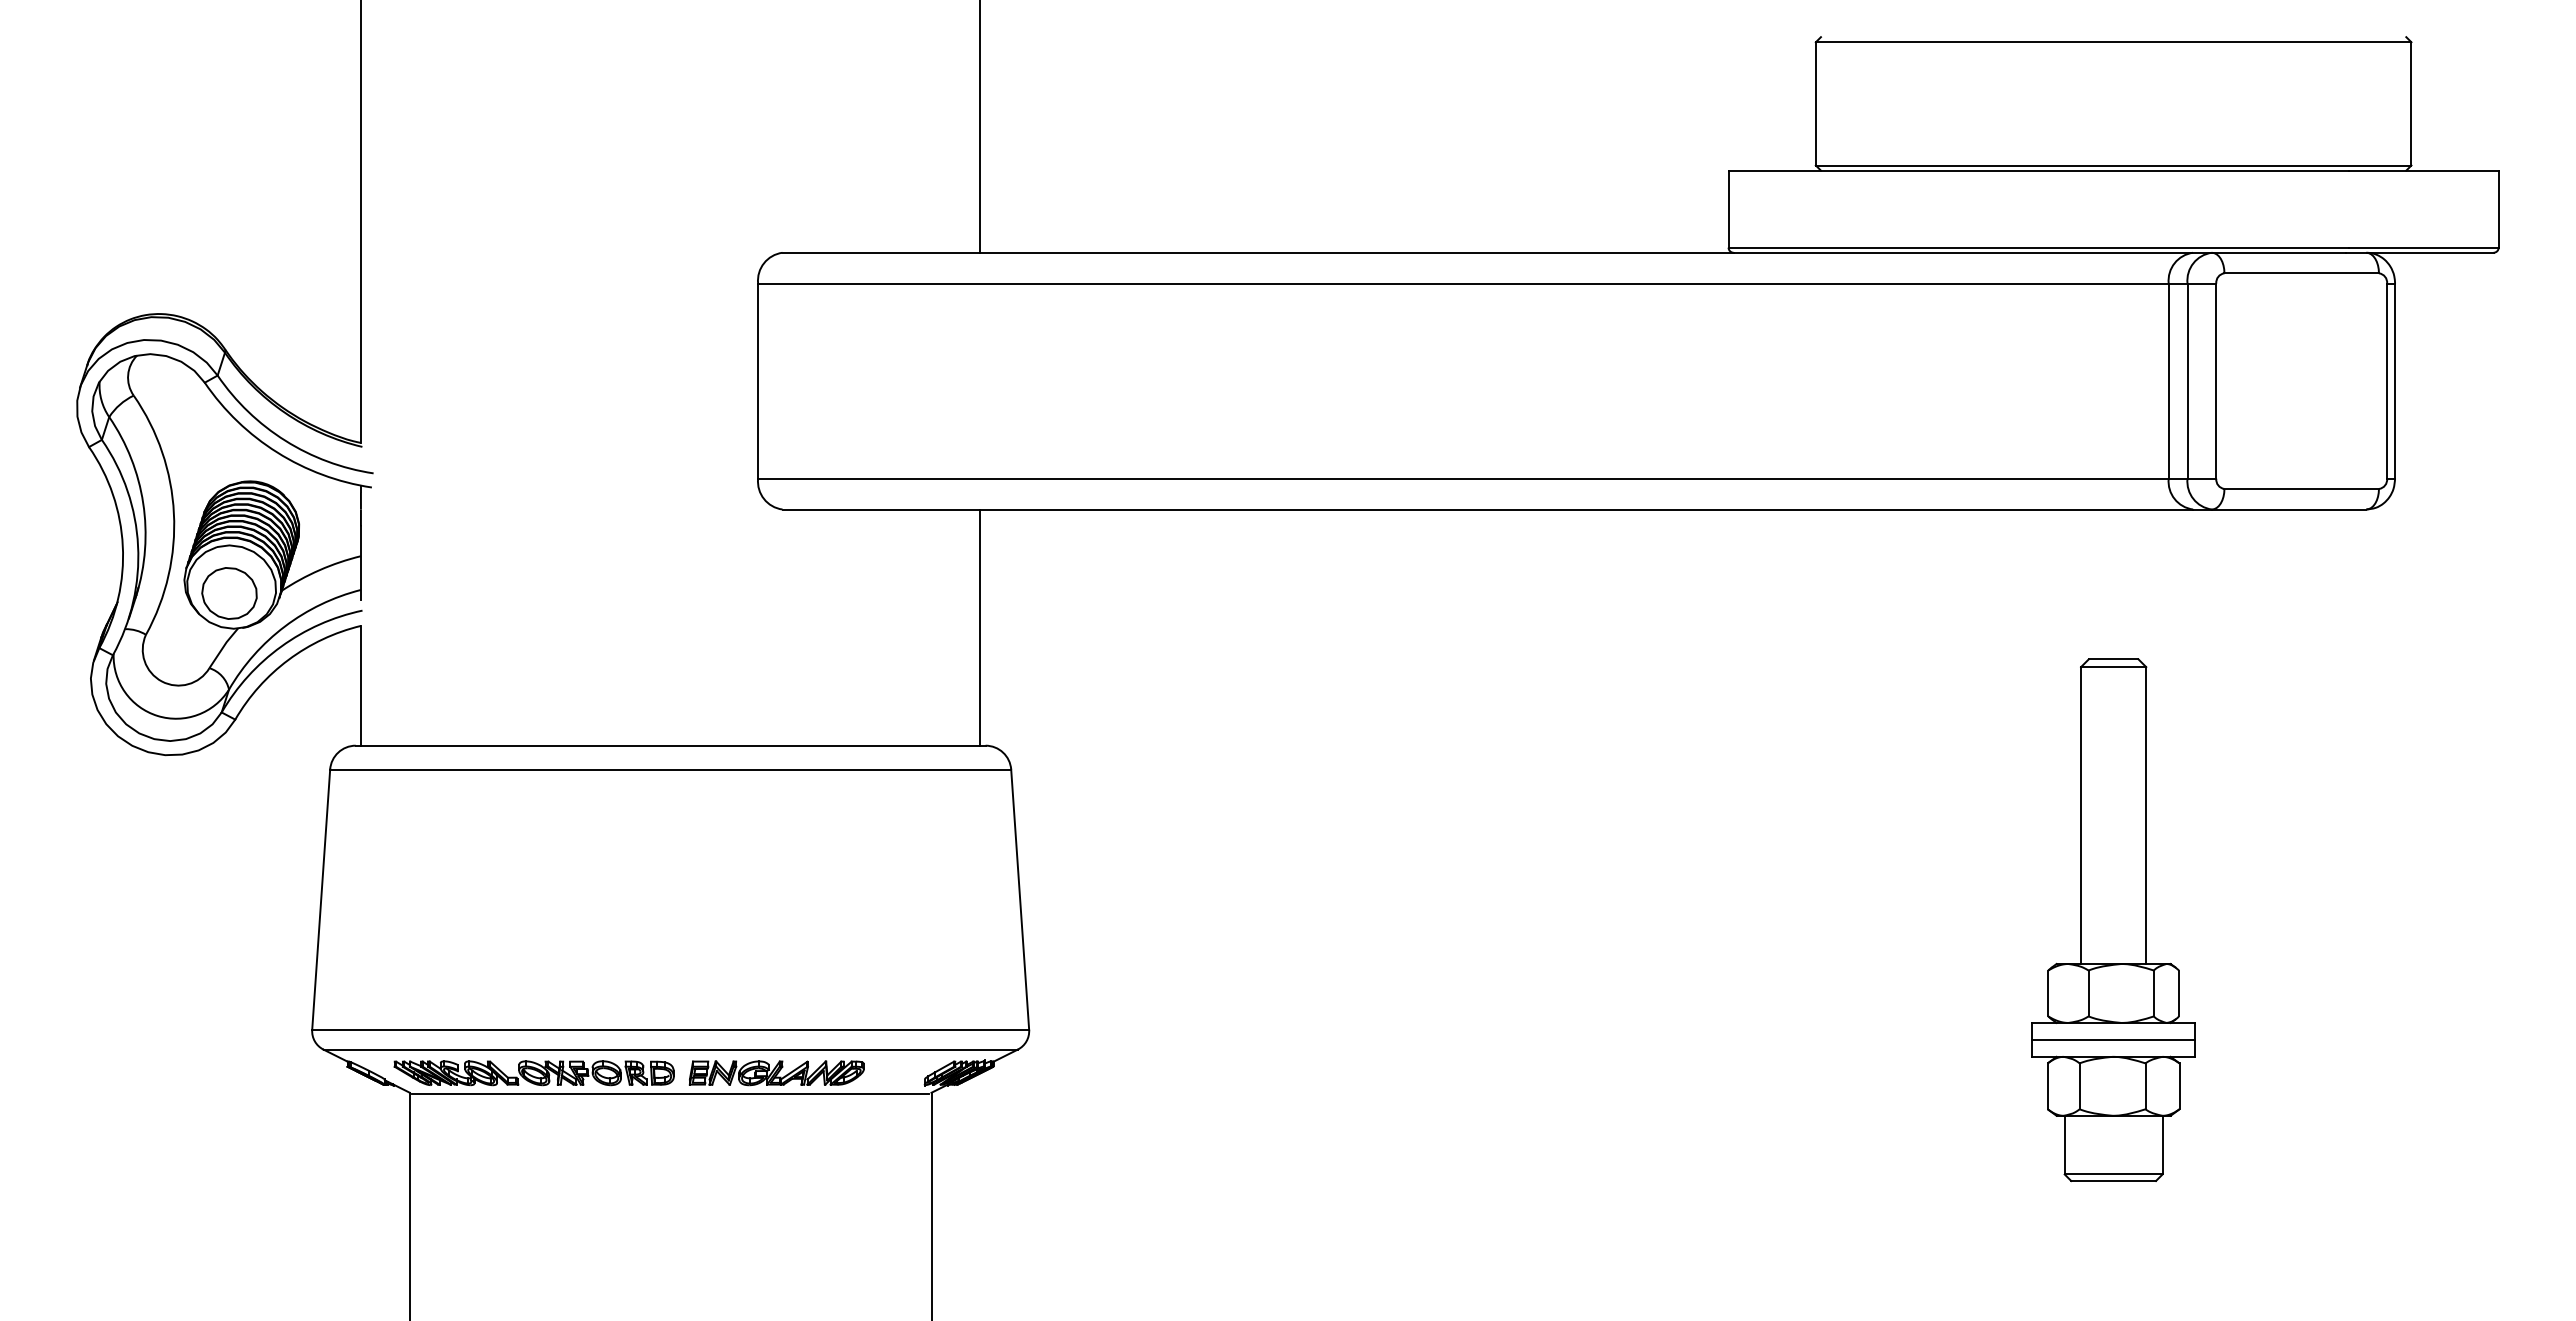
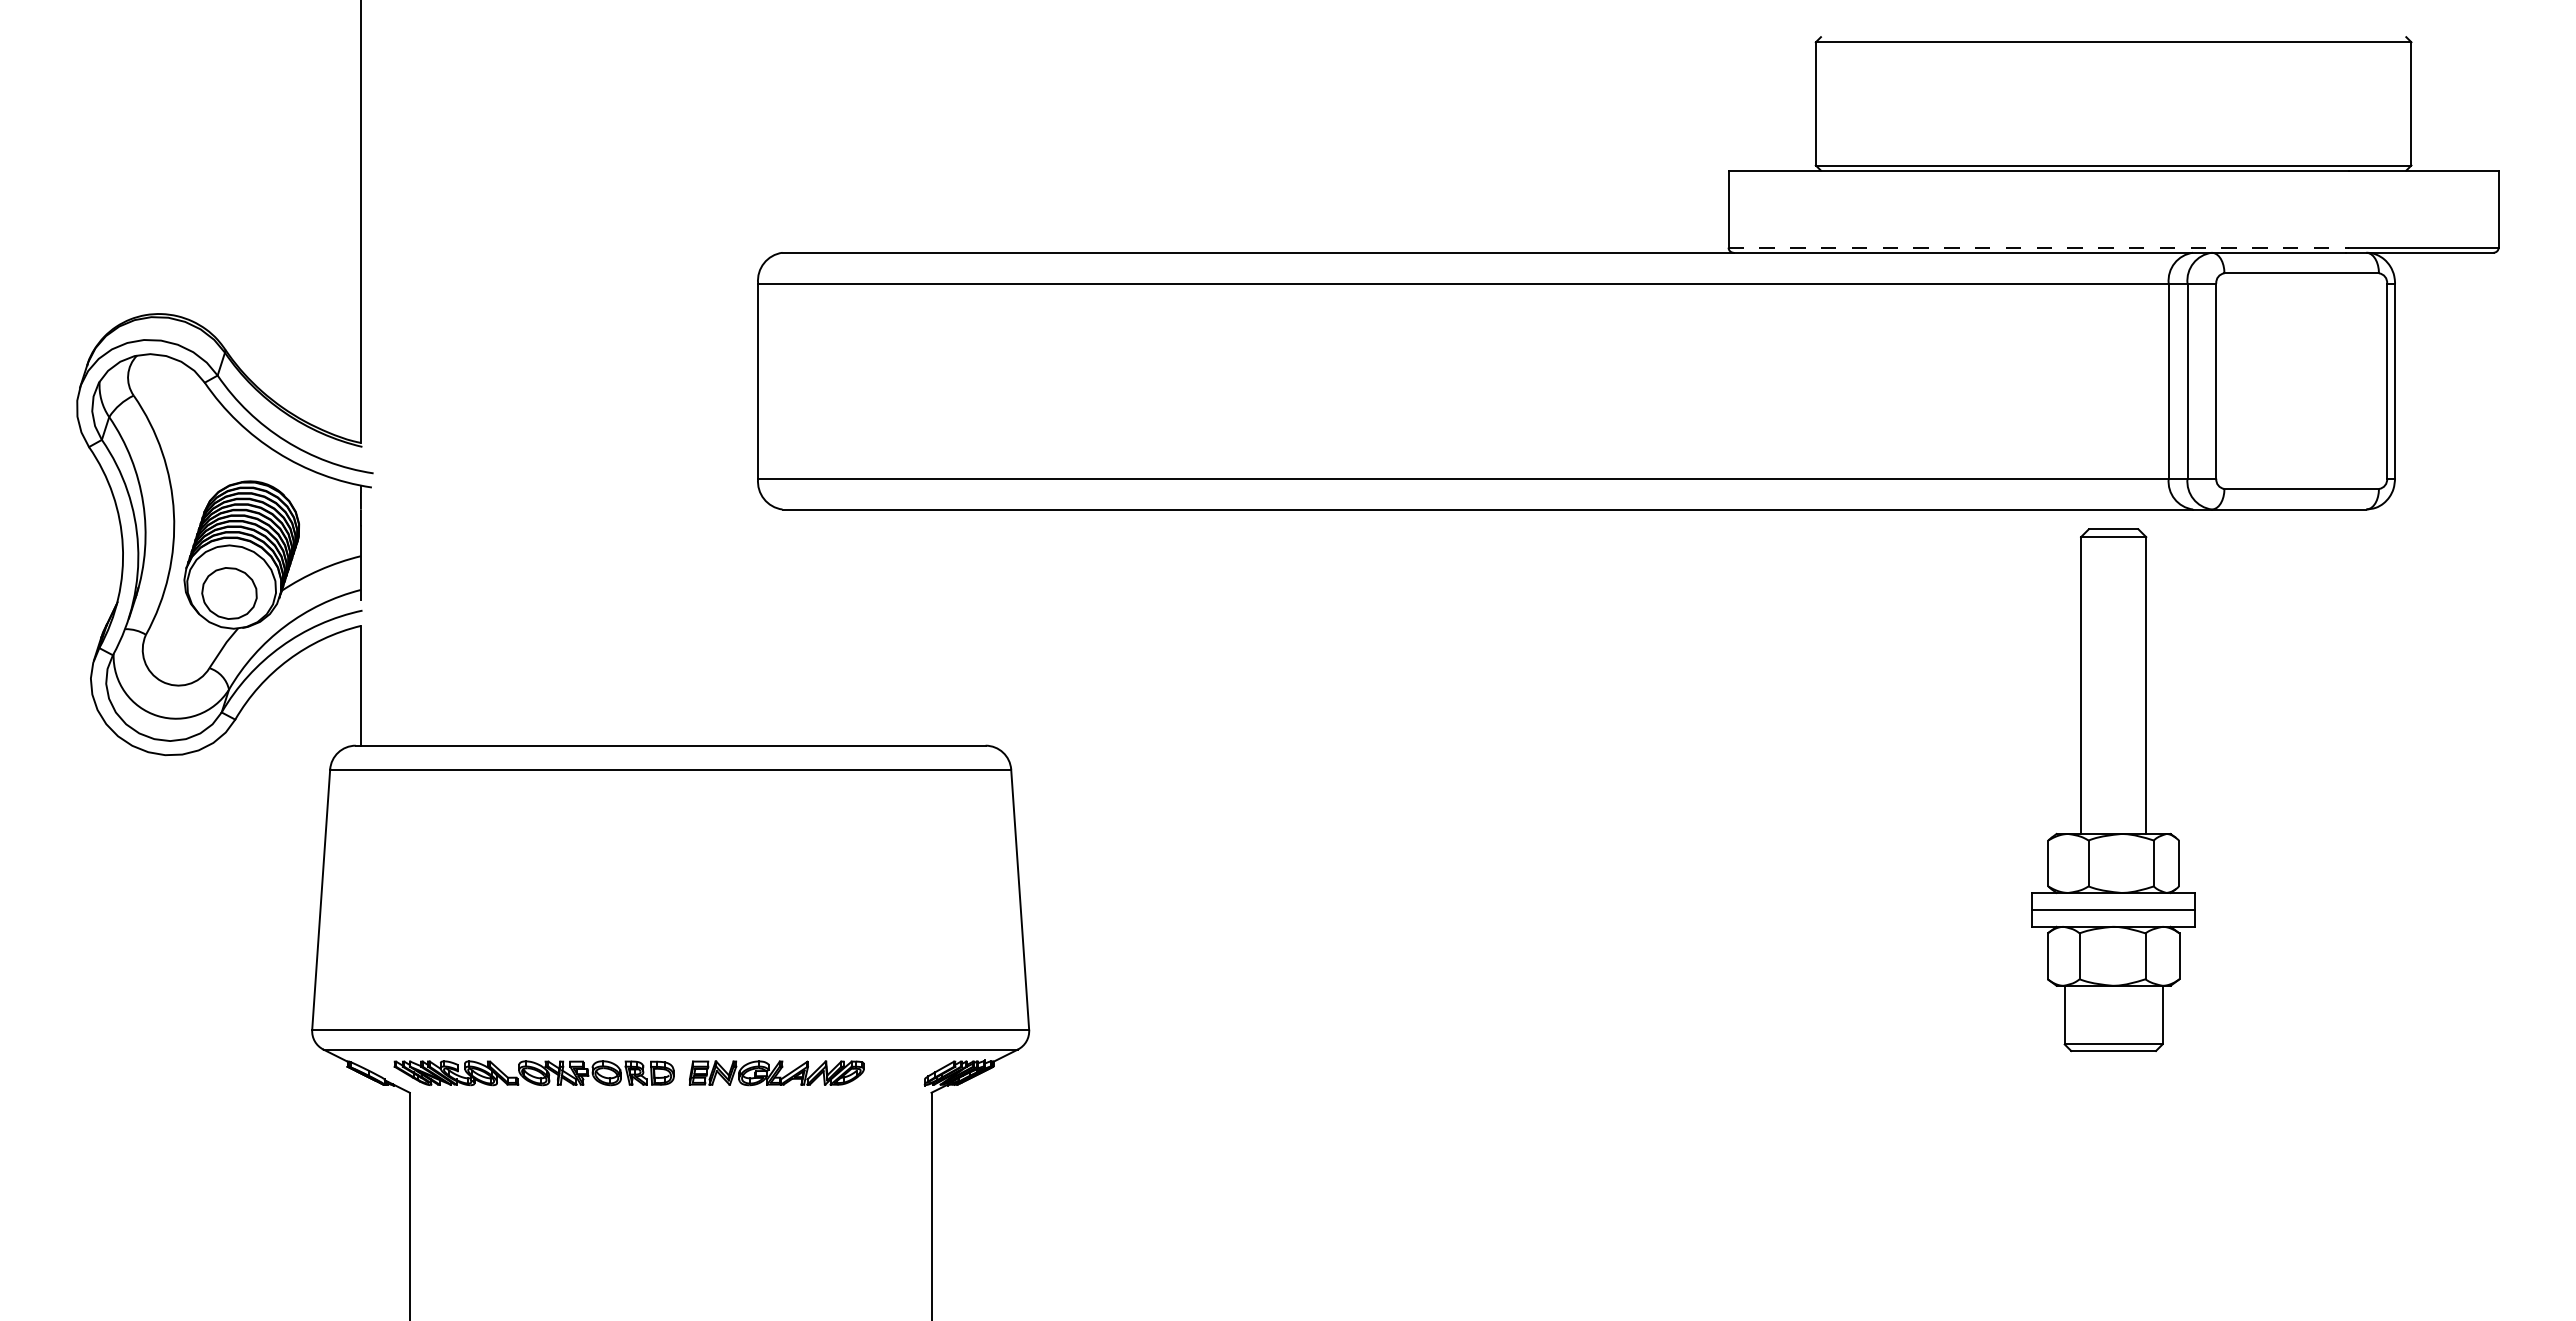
line: present -> none (980, 127)
line: solid -> dashed (2039, 247)
line: present -> none (980, 627)
part position: (2113, 920) -> (2113, 790) (2113, 790)
line: present -> none (670, 1094)
